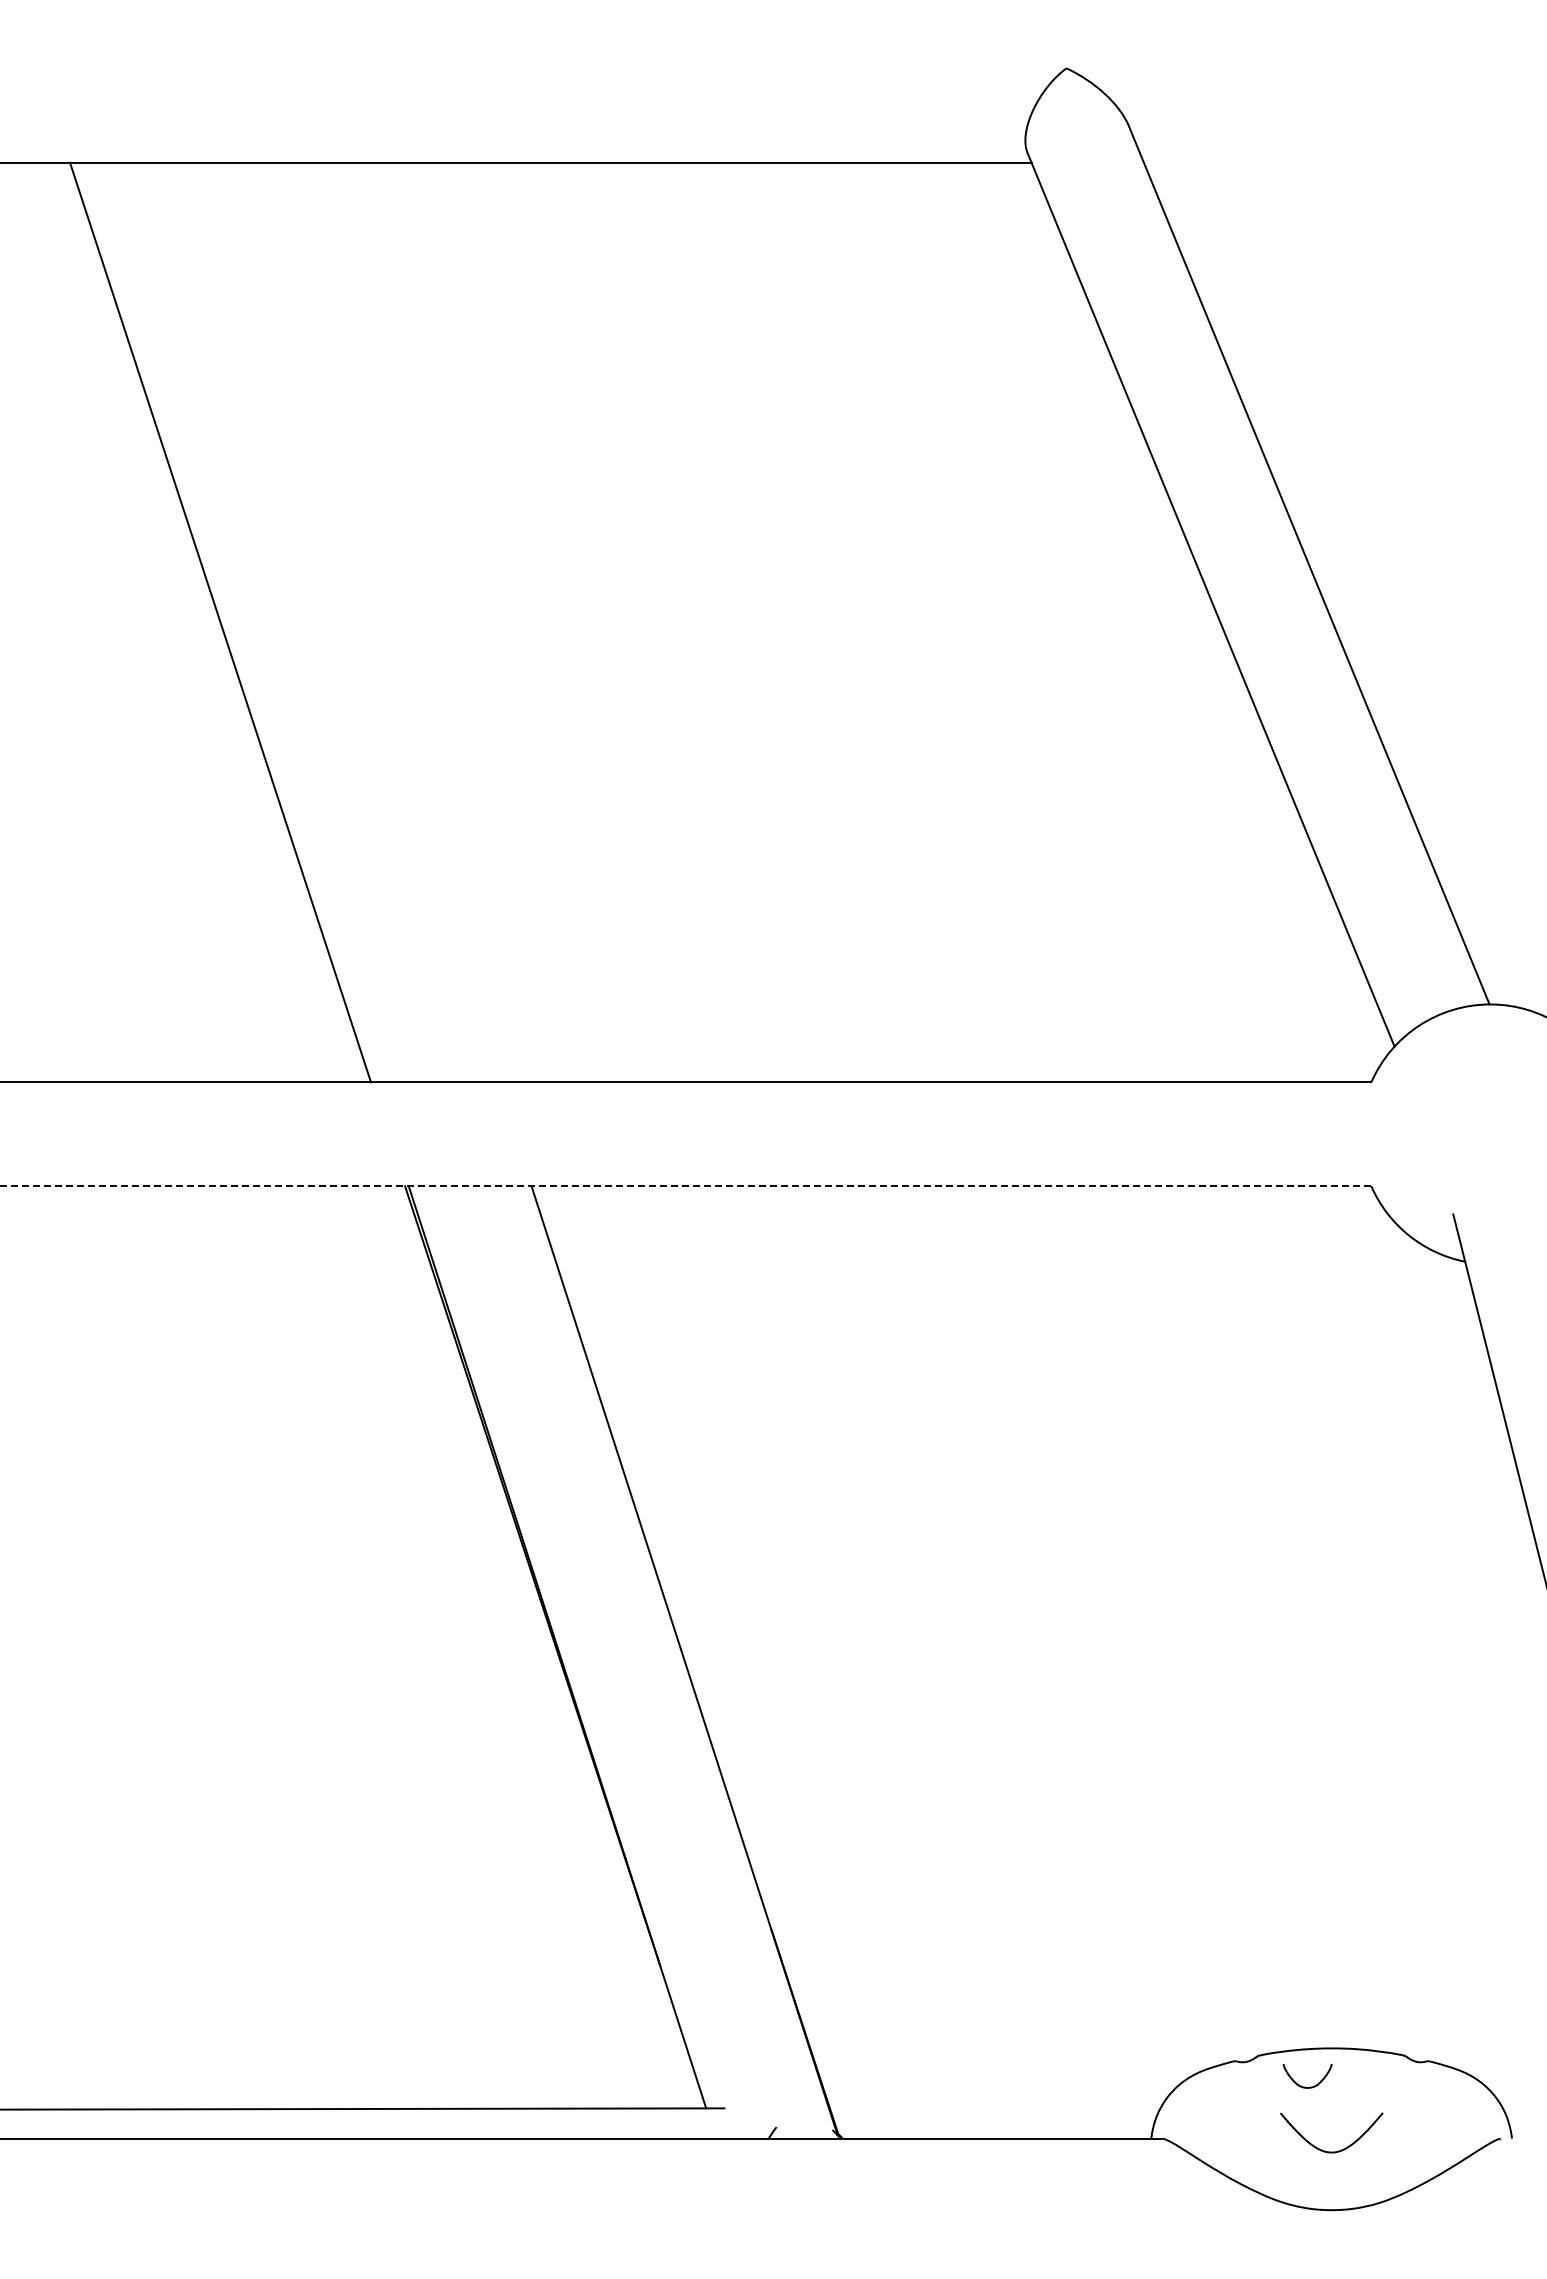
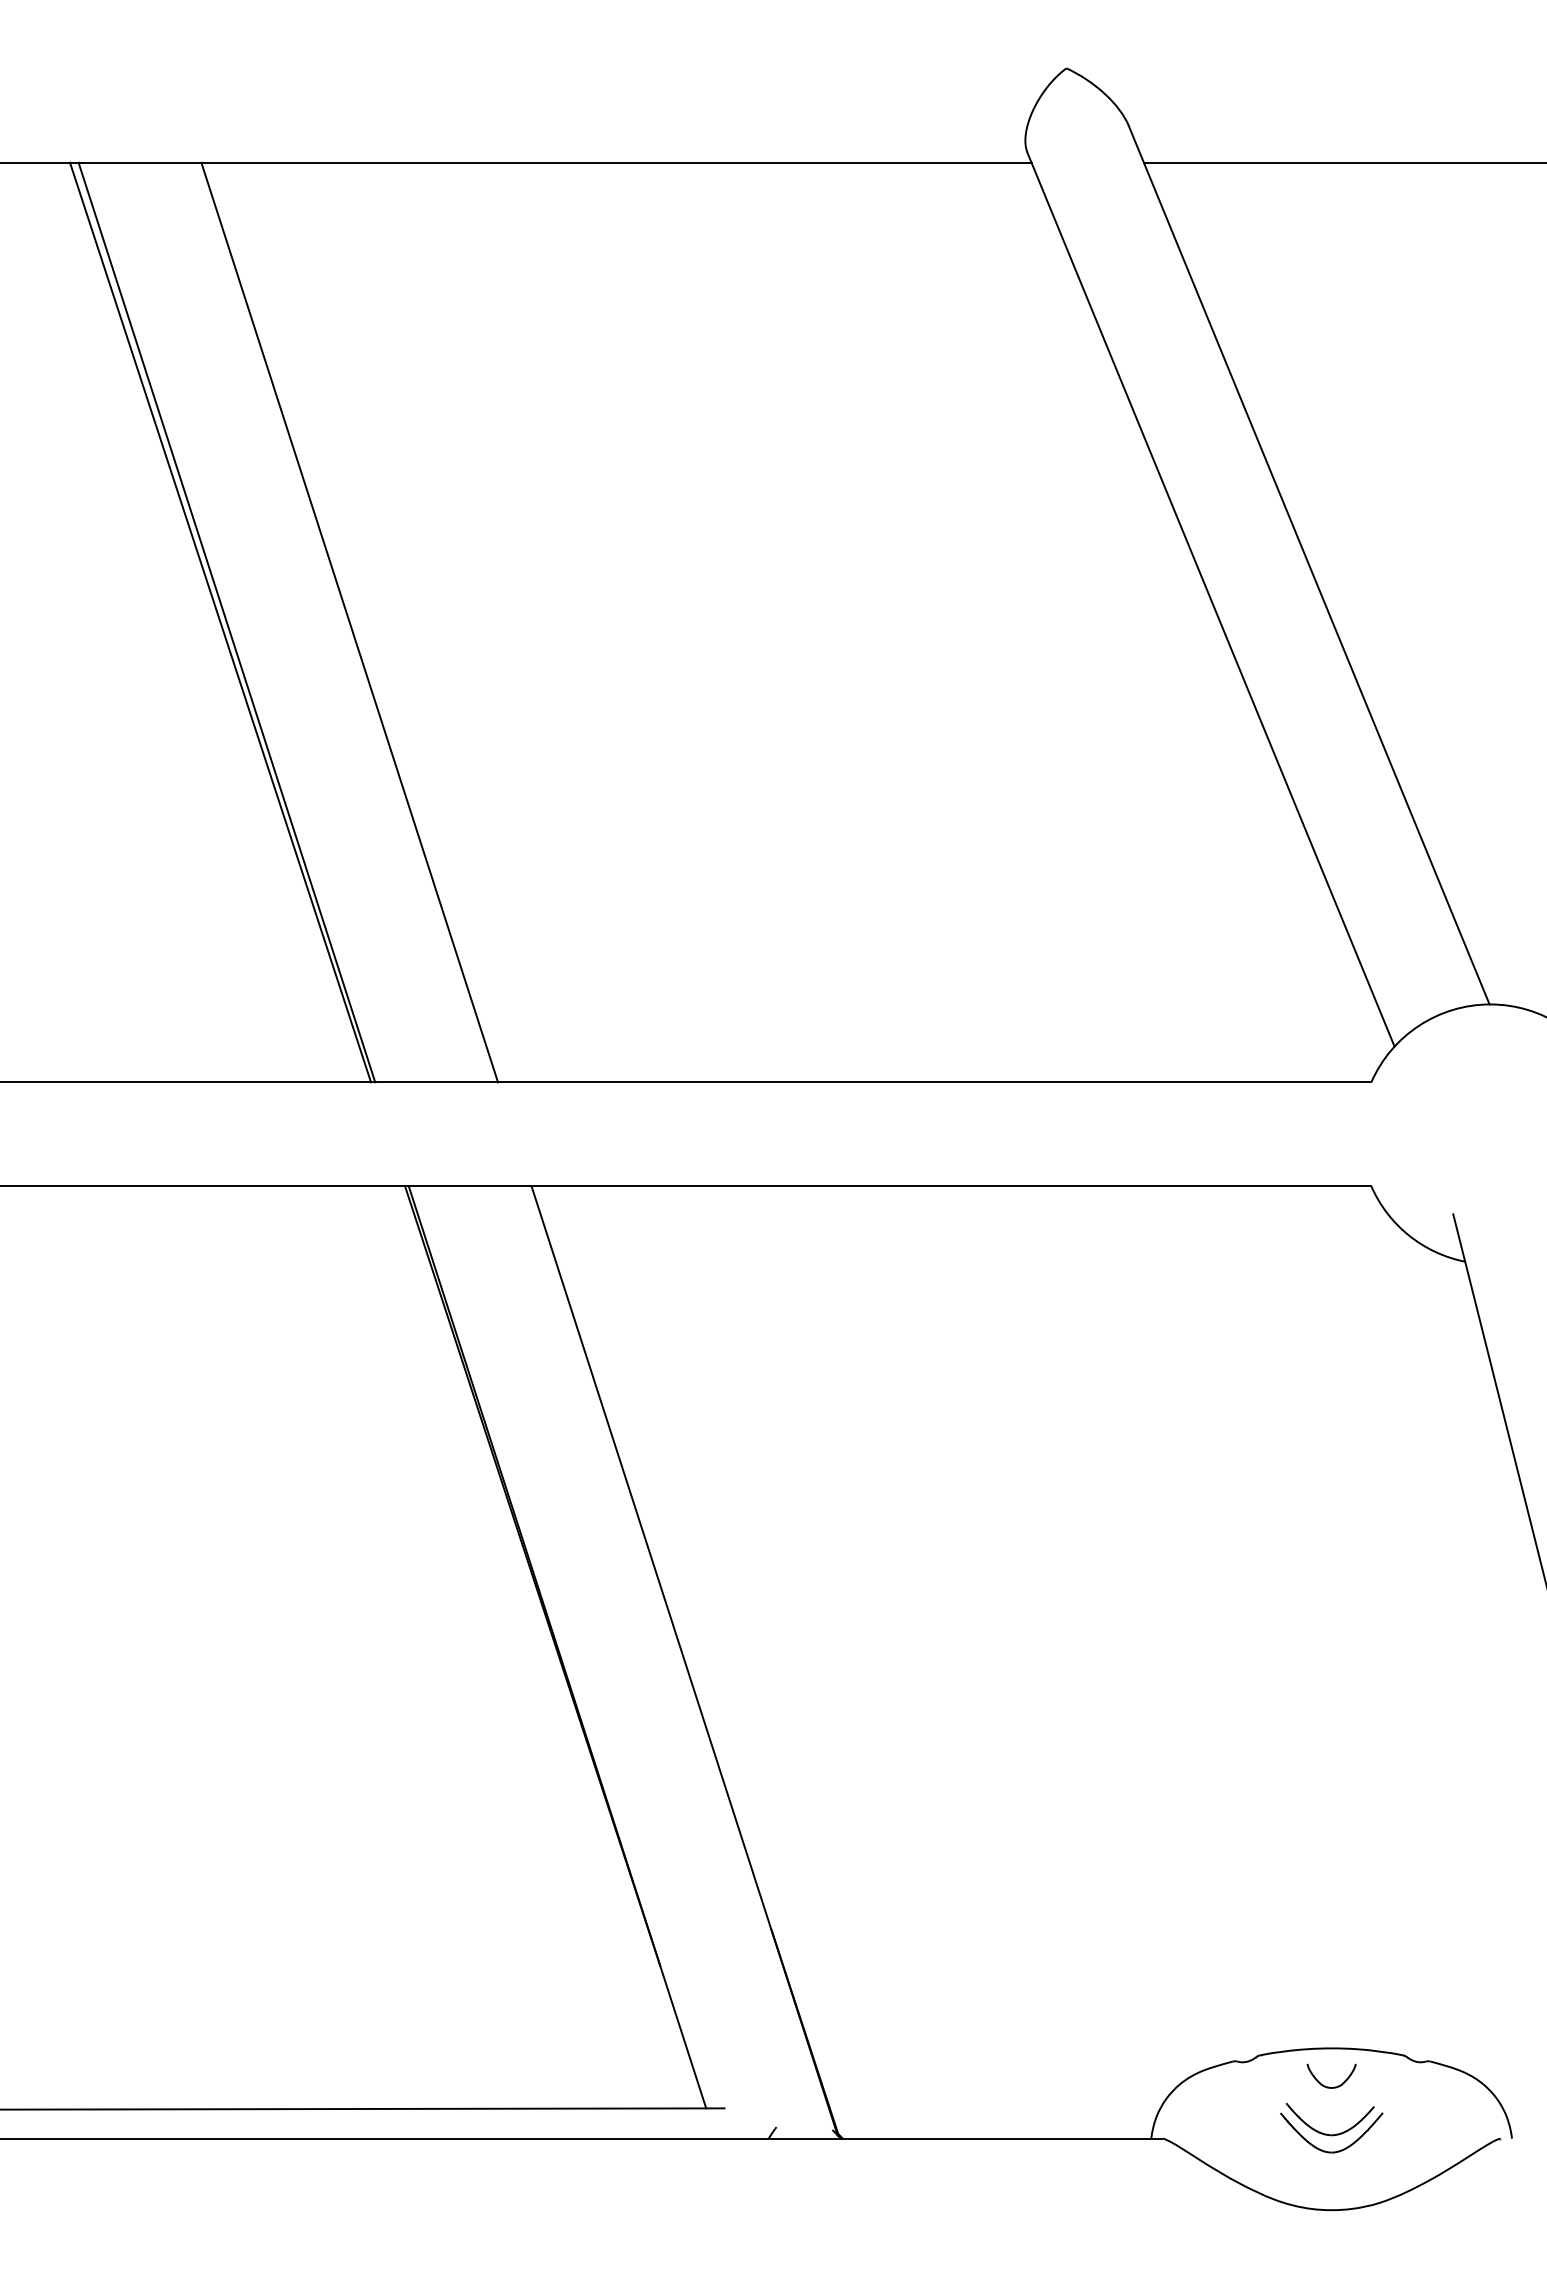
line: none -> present (1343, 162)
line: none -> present (226, 622)
line: none -> present (349, 622)
line: dashed -> solid (685, 1186)
part position: (1305, 2086) -> (1329, 2086) (1329, 2086)
part: none -> present (1326, 2133)
